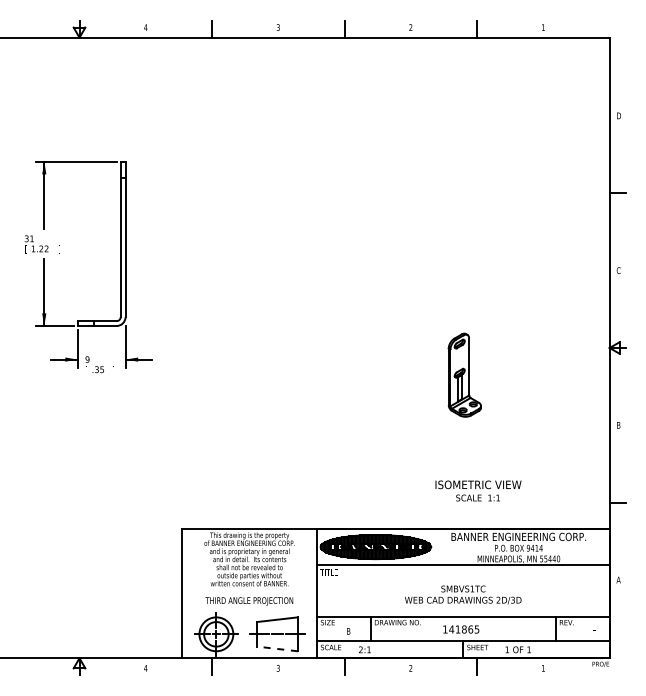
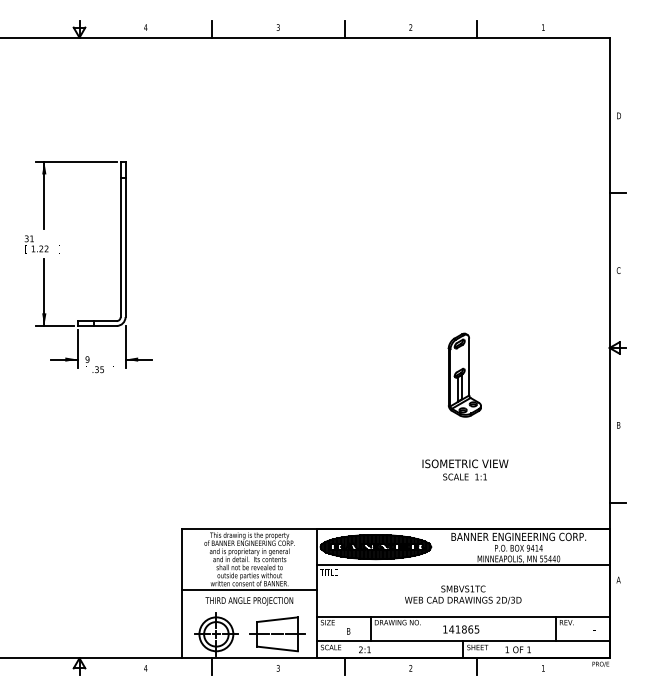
text position: (478, 490) -> (465, 469) (465, 469)
line: none -> present (249, 589)
line: dashed -> solid (277, 648)
